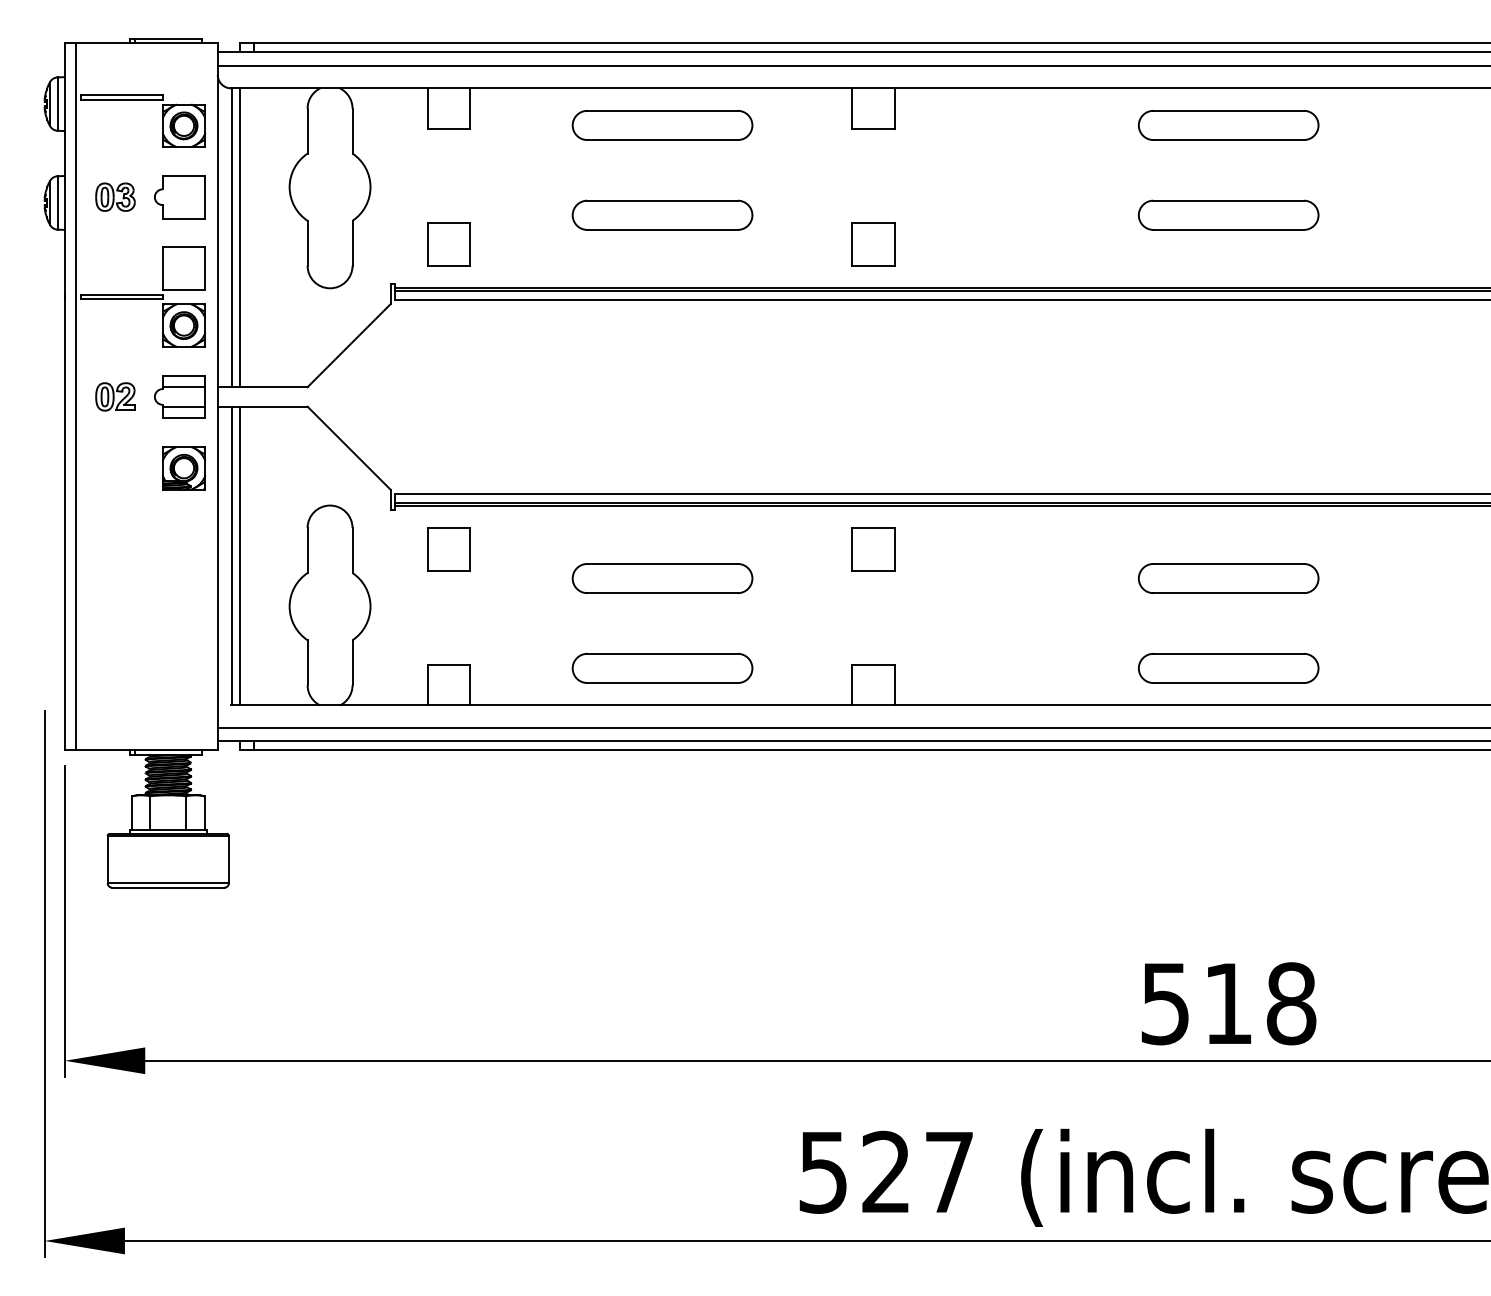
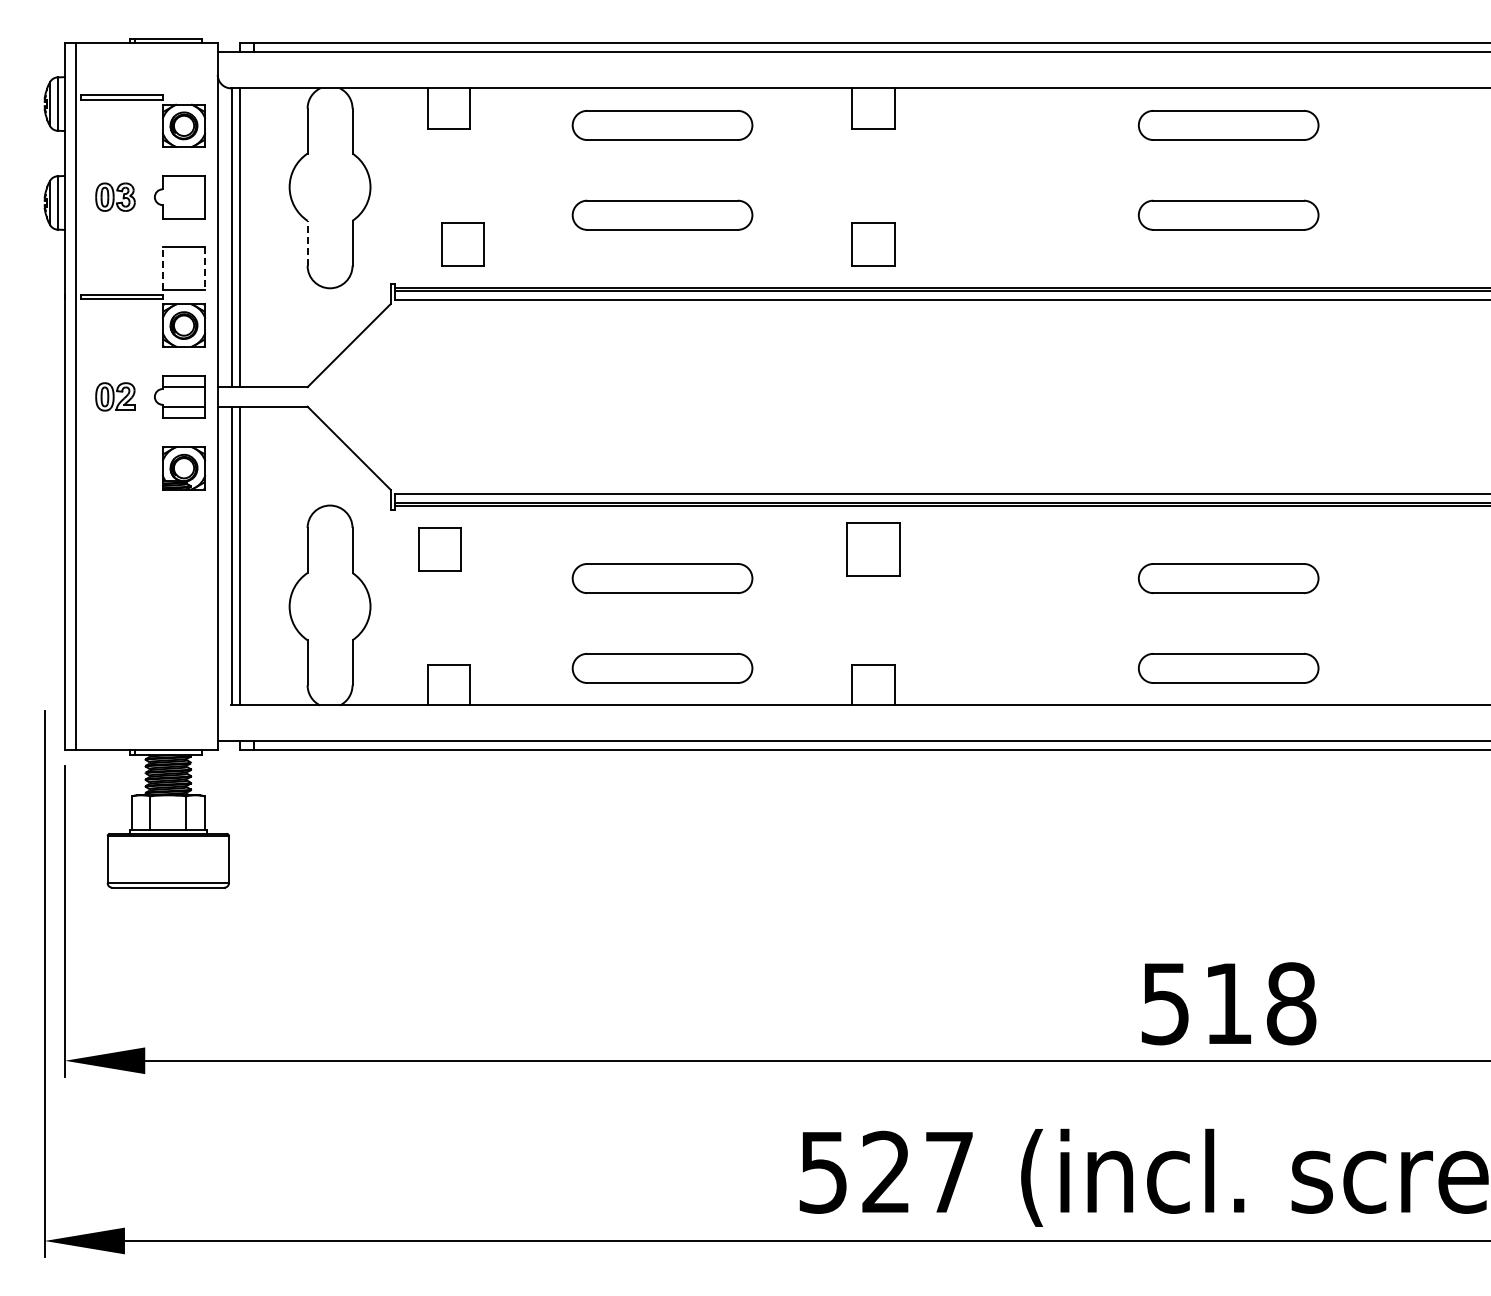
line: present -> none (852, 65)
line: solid -> dashed (307, 243)
part position: (448, 244) -> (462, 244) (462, 244)
line: solid -> dashed (162, 268)
line: solid -> dashed (205, 269)
part position: (448, 549) -> (439, 549) (439, 549)
part size: 45x45 px -> 55x55 px (873, 549)
line: present -> none (852, 727)
